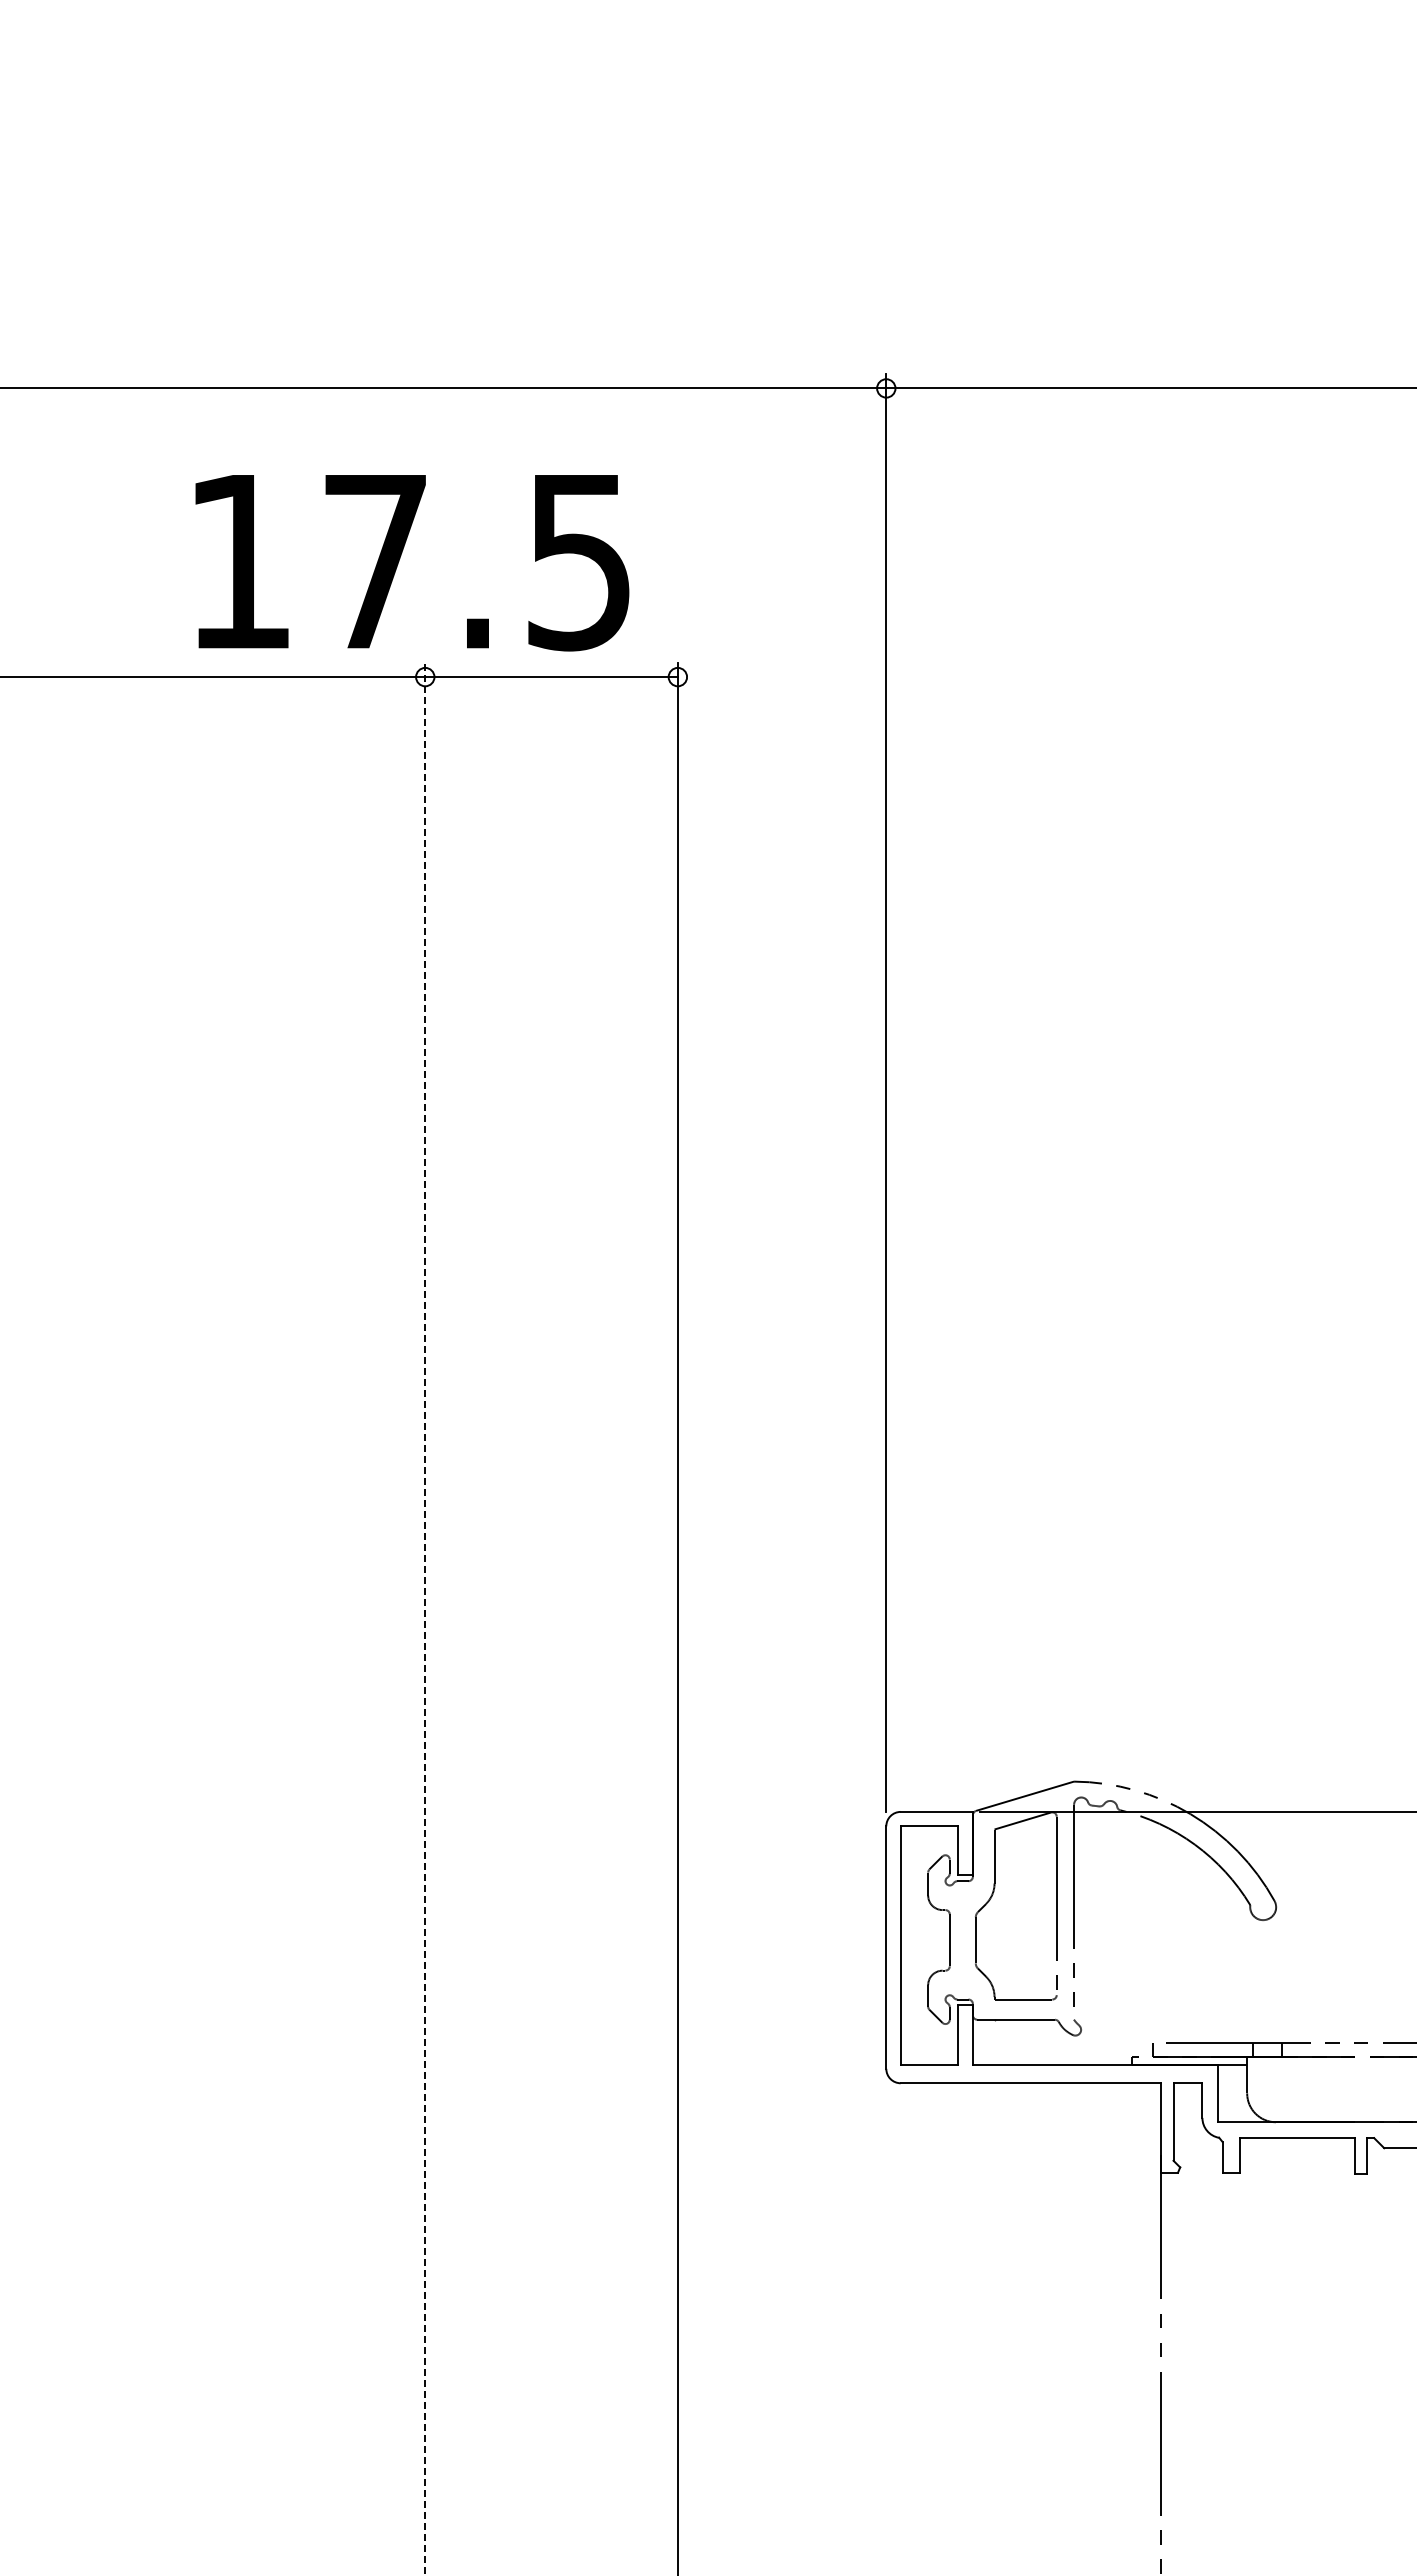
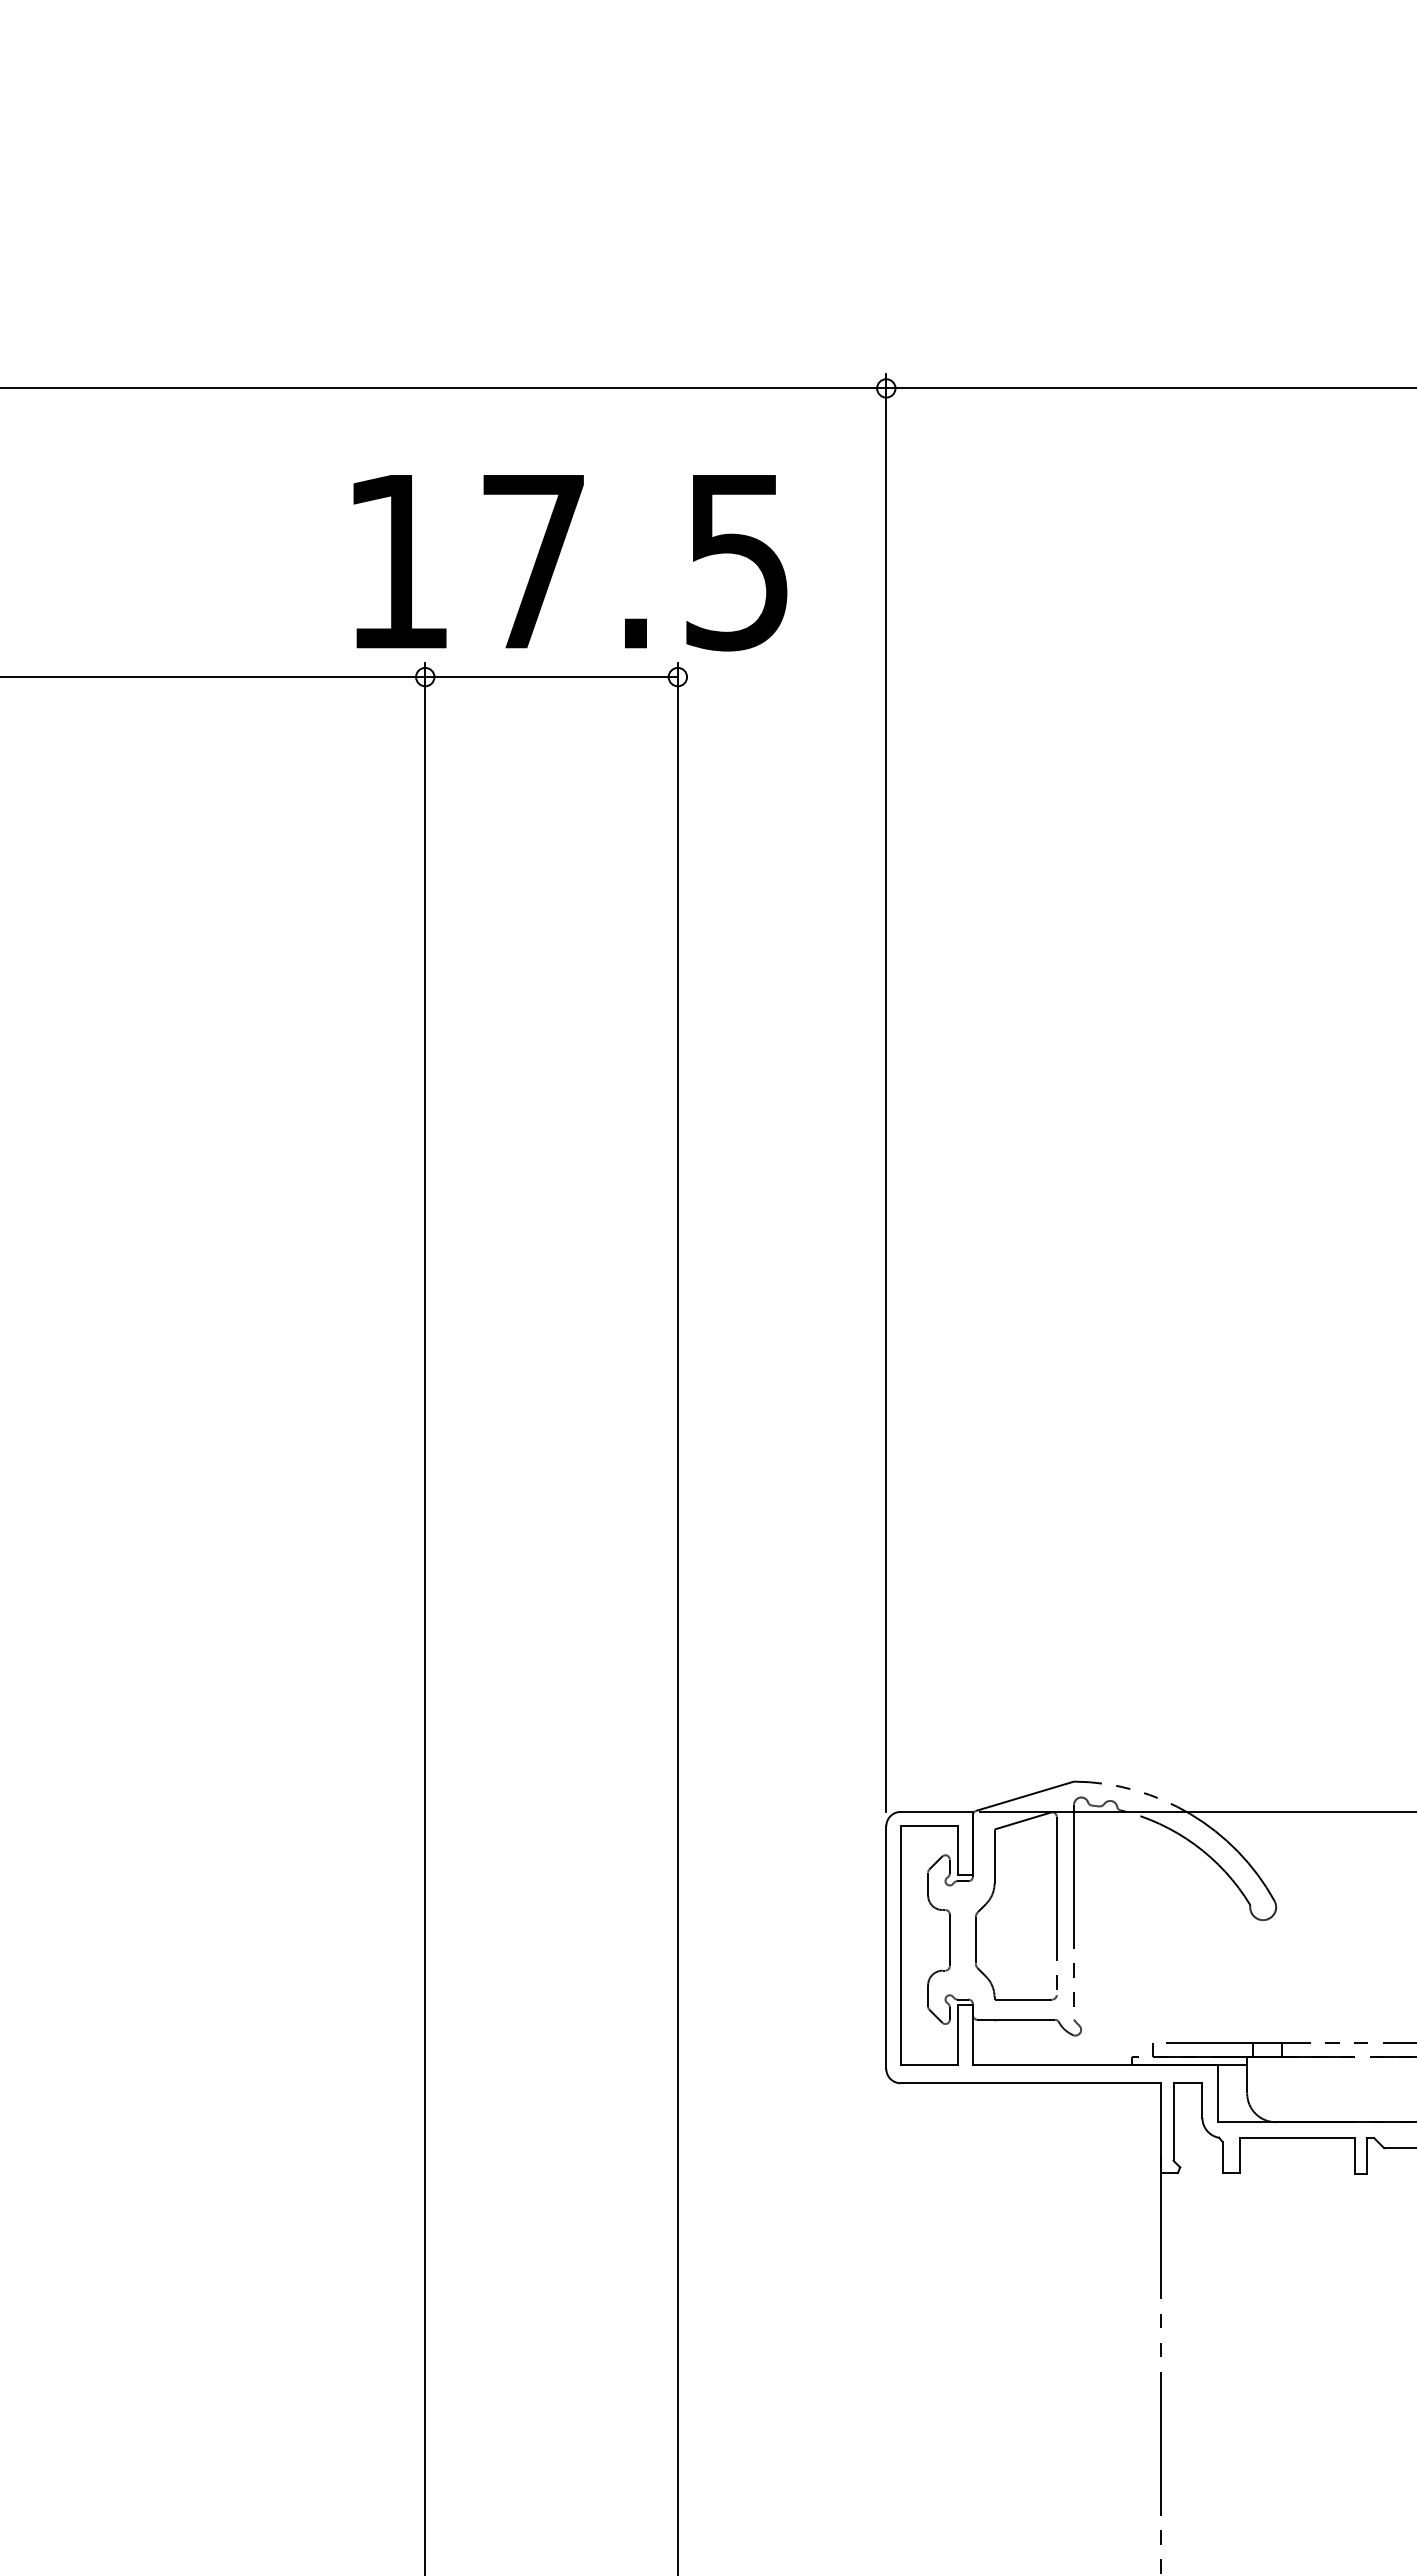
text position: (412, 563) -> (570, 563) (570, 563)
line: dashed -> solid (425, 1618)
